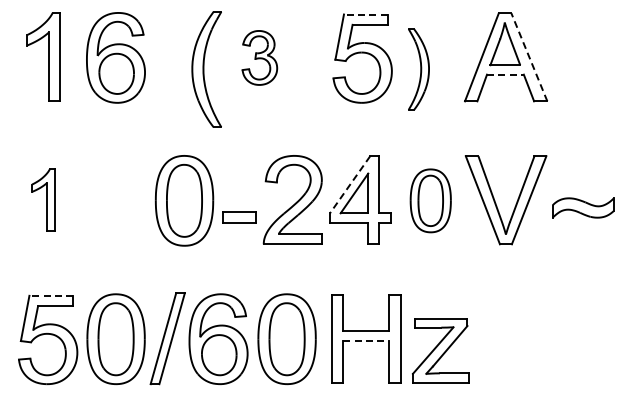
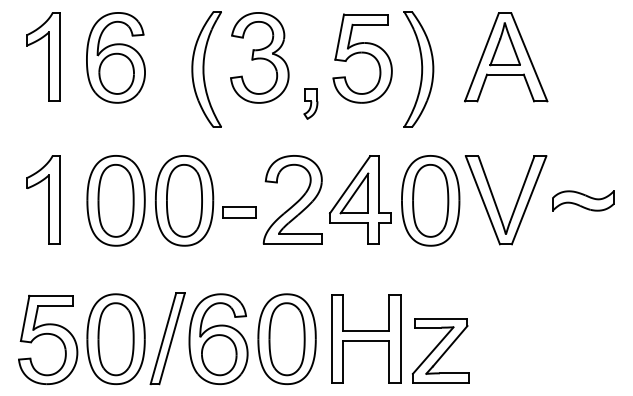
line: dashed -> solid (365, 14)
part size: 38x56 px -> 60x92 px (259, 57)
line: dashed -> solid (529, 57)
part size: 22x83 px -> 32x117 px (418, 69)
line: dashed -> solid (505, 74)
part: none -> present (310, 103)
line: dashed -> solid (350, 184)
part size: 25x64 px -> 35x90 px (43, 199)
part: none -> present (115, 200)
part size: 43x66 px -> 60x92 px (430, 200)
part position: (583, 207) -> (583, 200) (583, 200)
part position: (239, 217) -> (239, 212) (239, 212)
line: dashed -> solid (51, 295)
line: dashed -> solid (366, 341)
